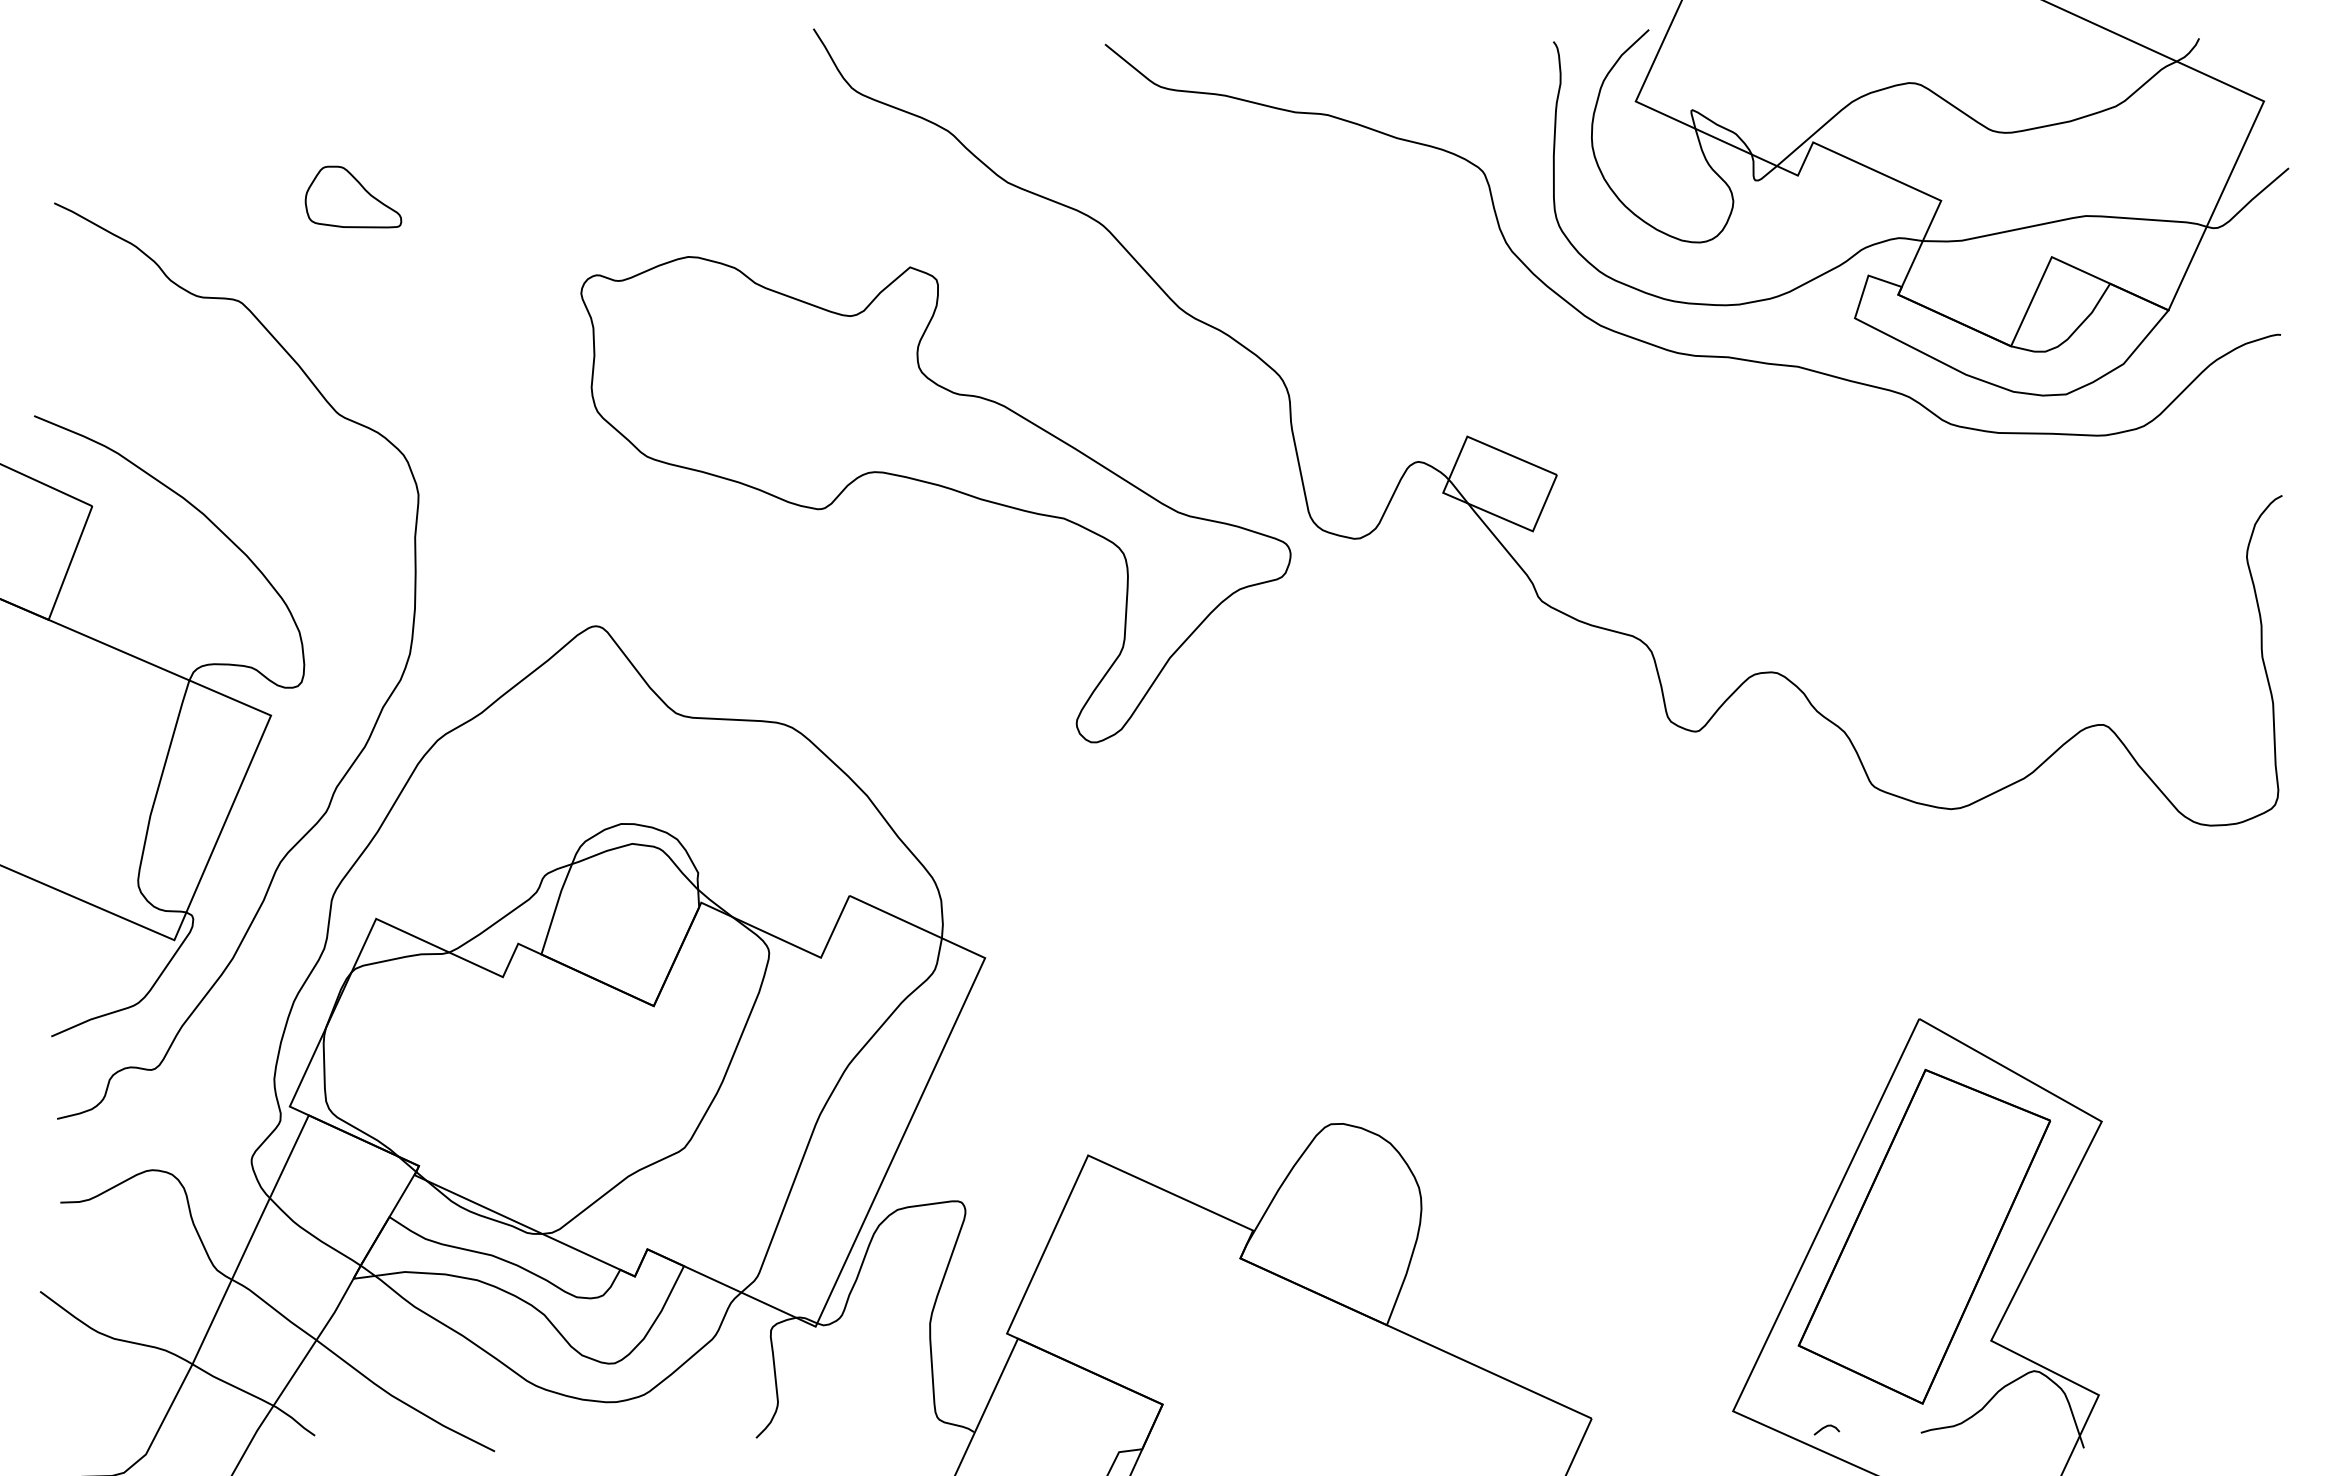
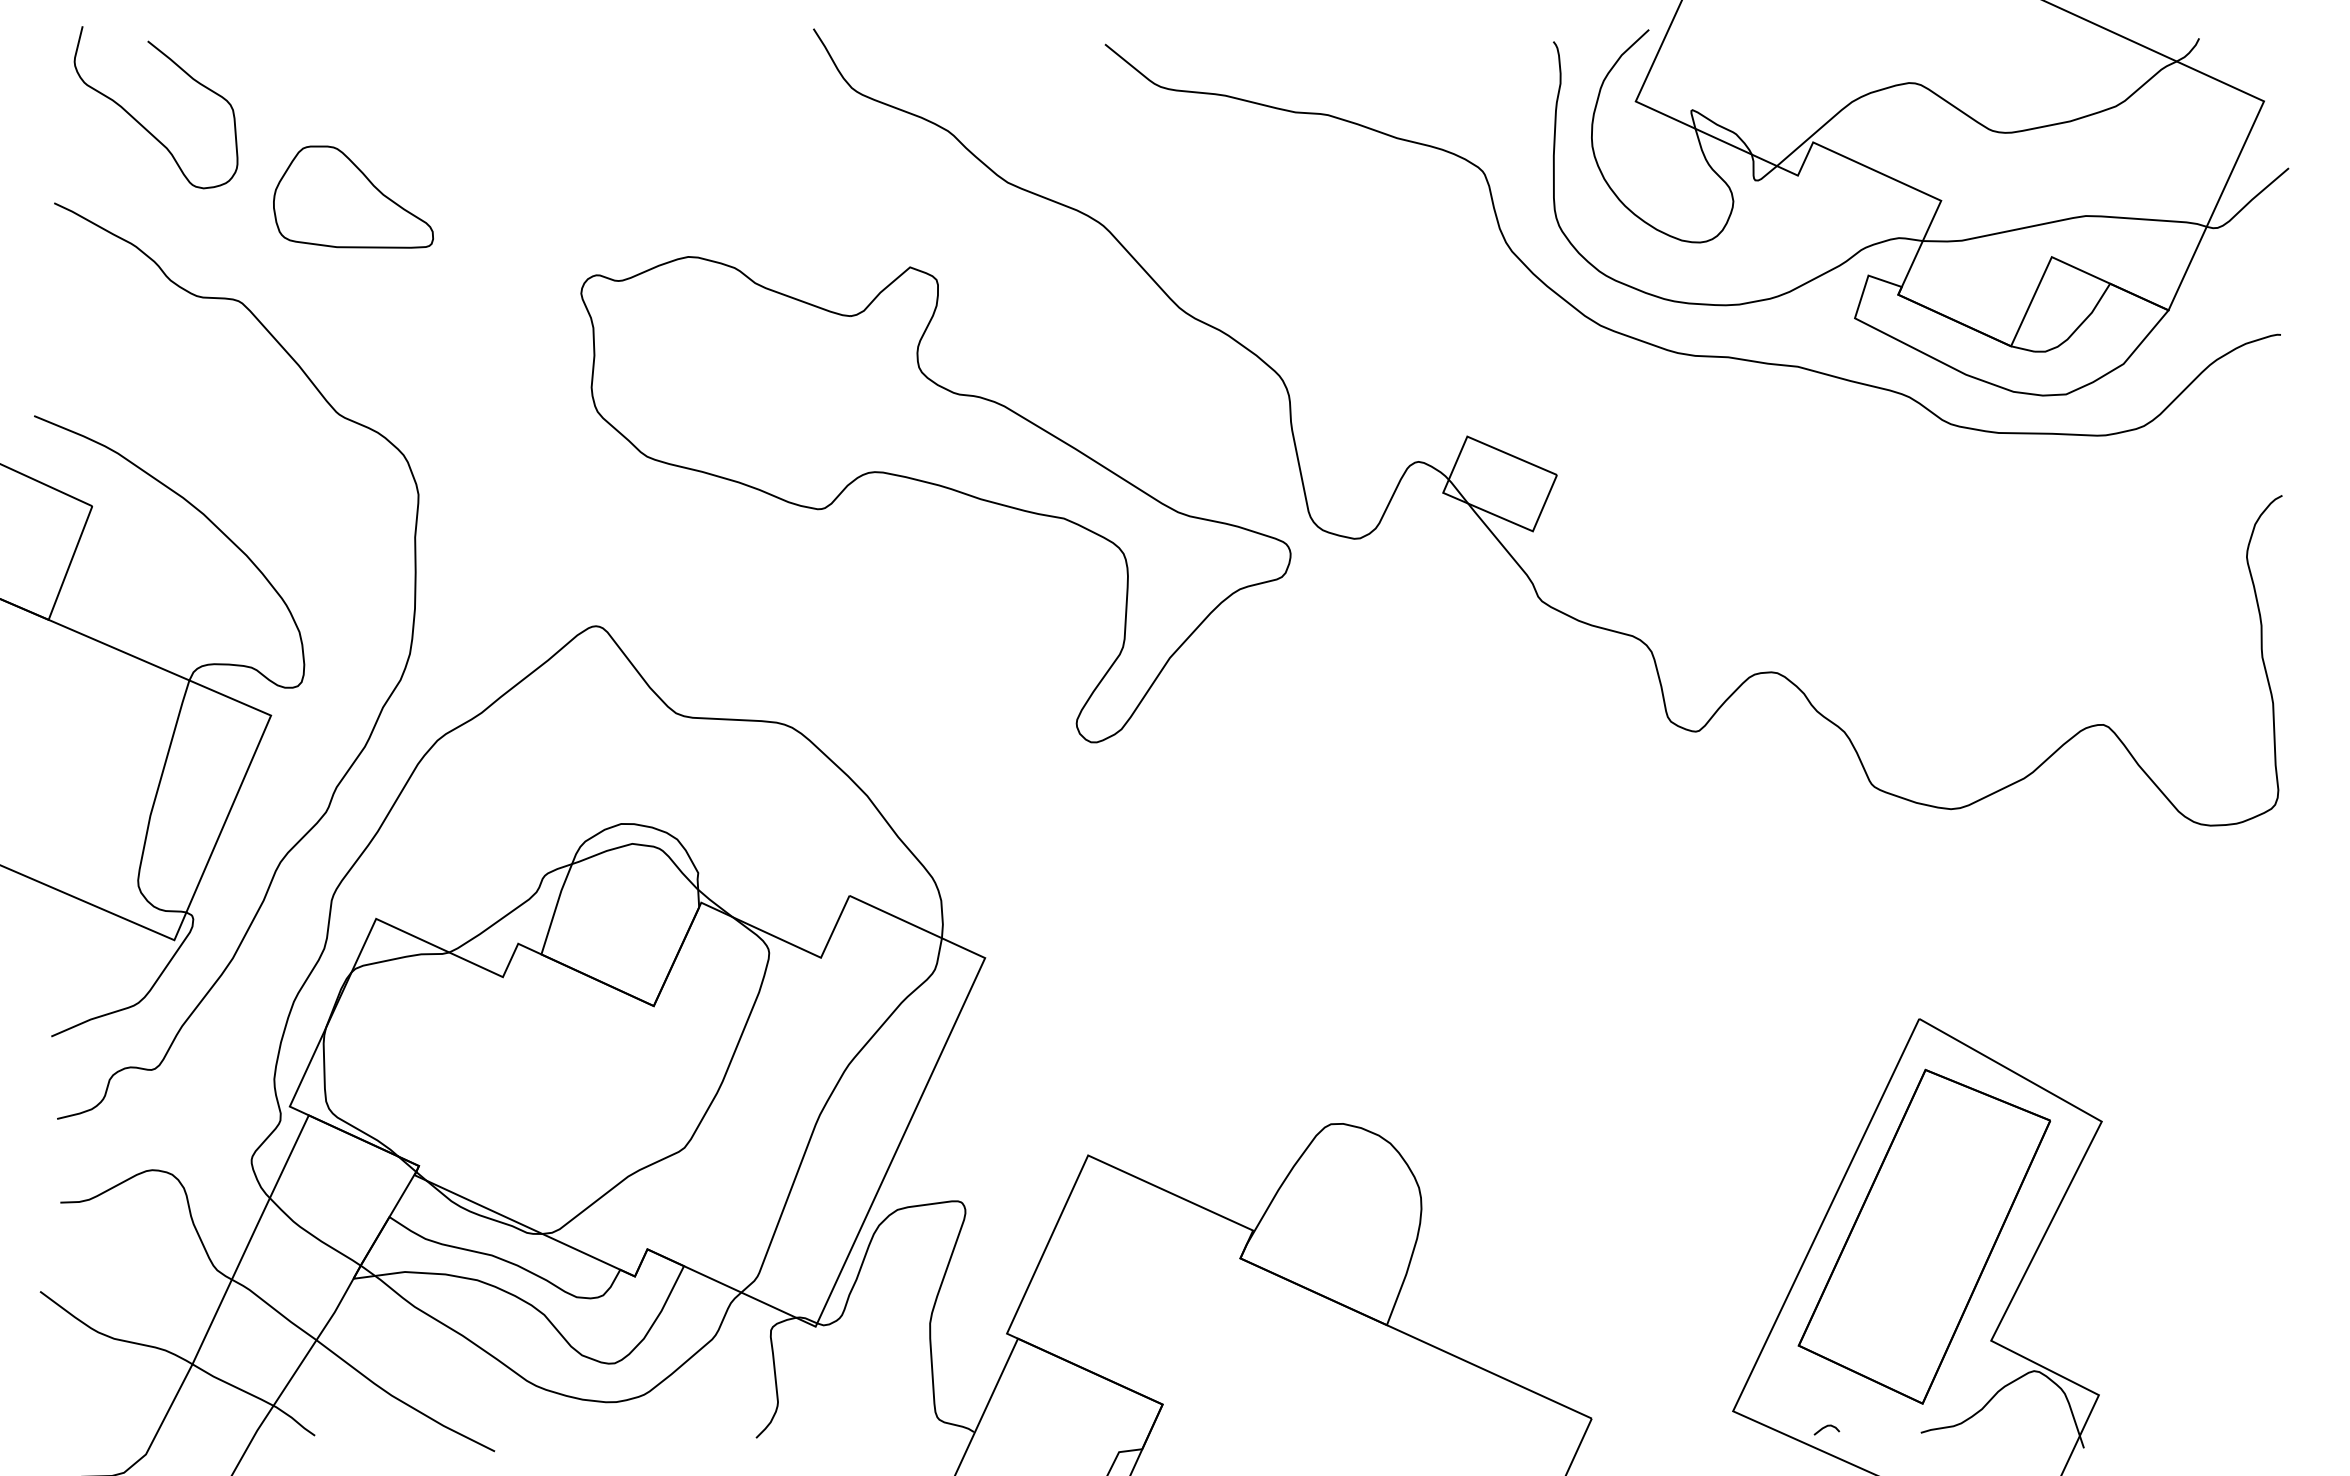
curve: none -> present (141, 123)
part size: 99x64 px -> 161x104 px (353, 196)
